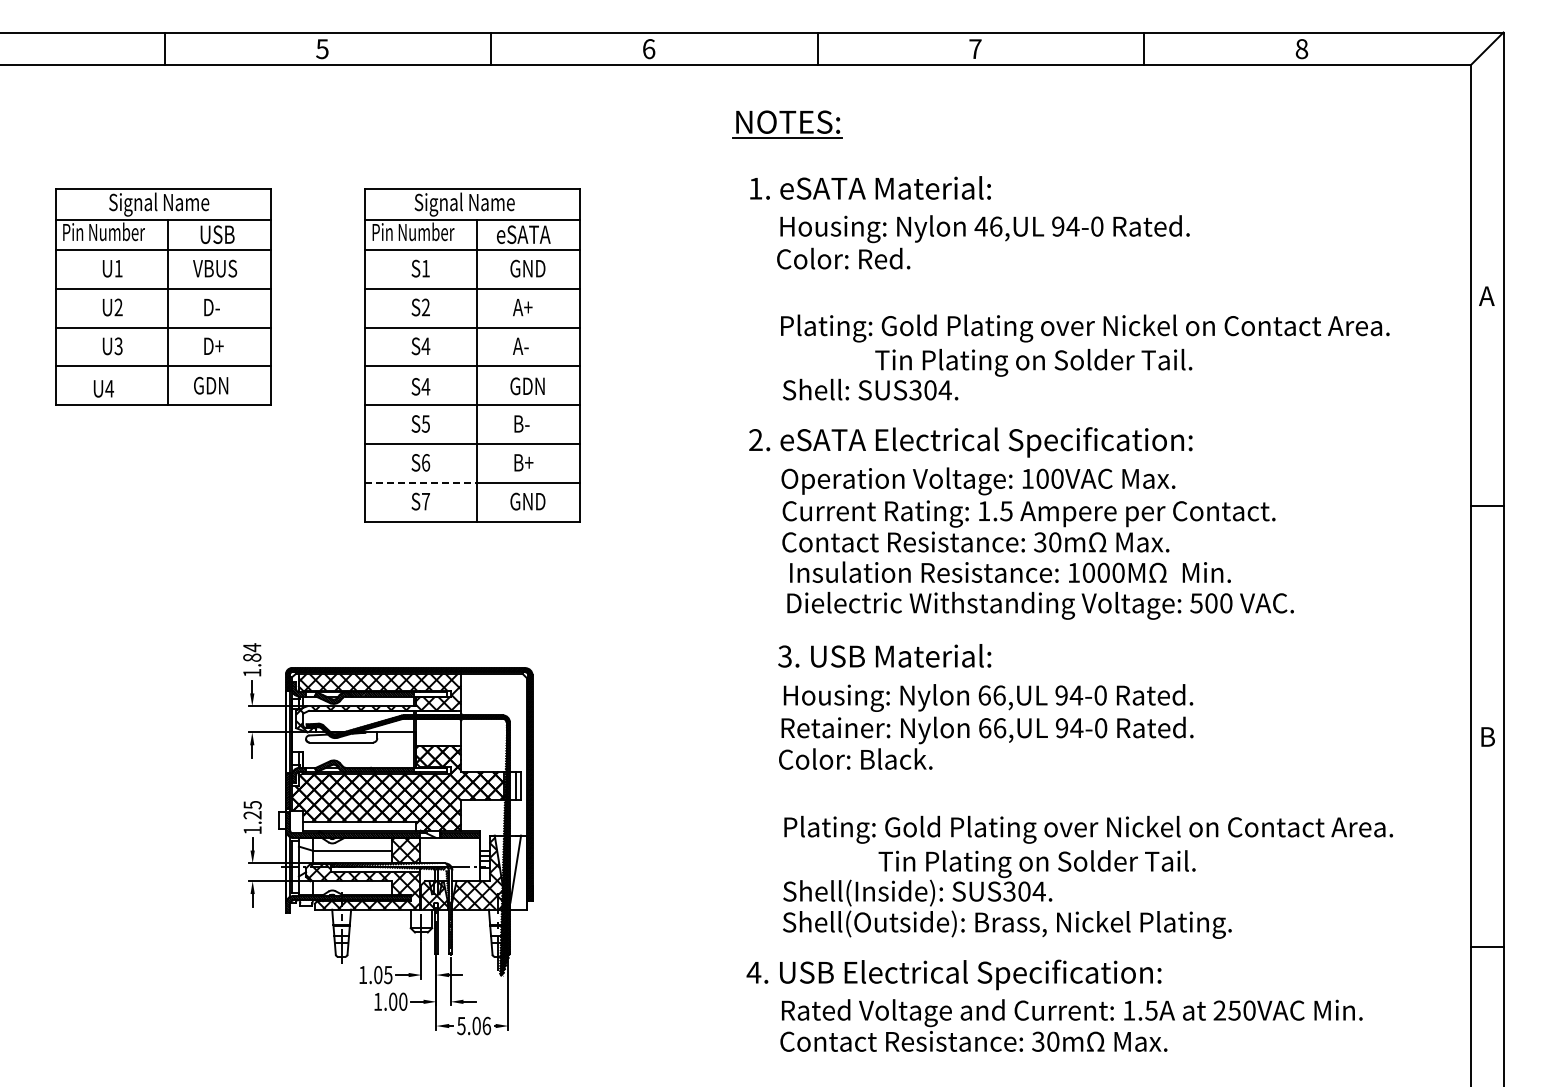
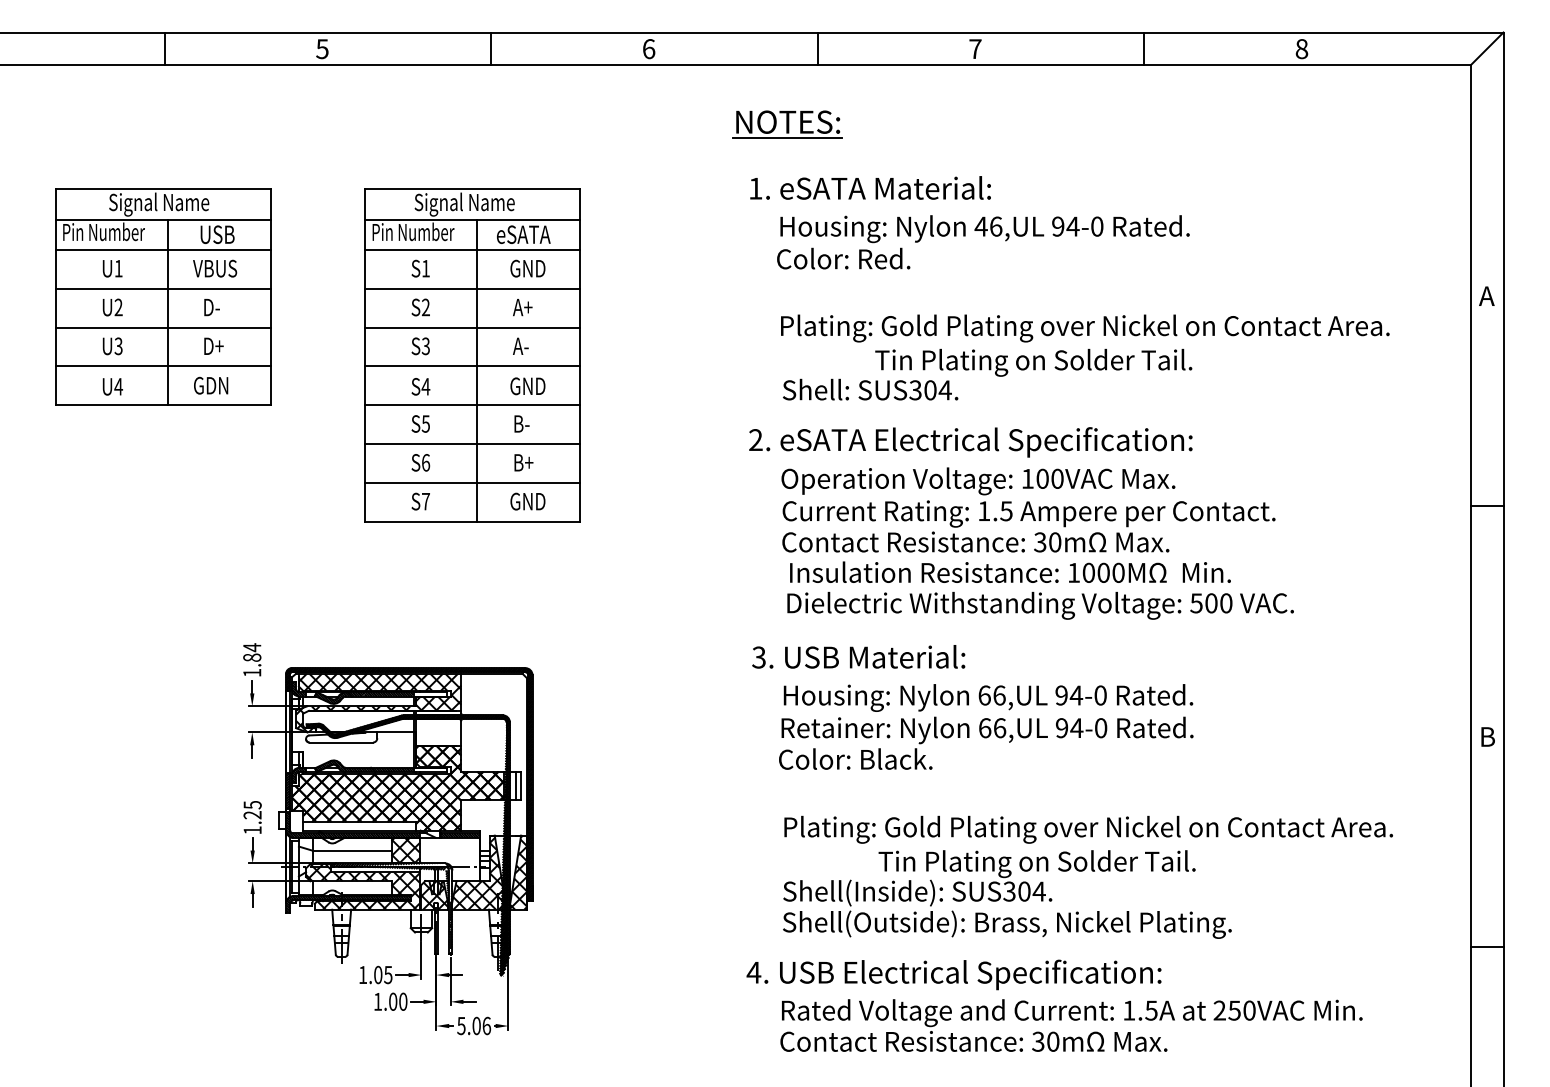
text: S4 -> S3 (425, 346)
text: GDN -> GND (534, 385)
text position: (103, 388) -> (112, 386) (112, 386)
line: dashed -> solid (421, 482)
text position: (884, 655) -> (858, 656) (858, 656)
hatch: none -> present (518, 872)
